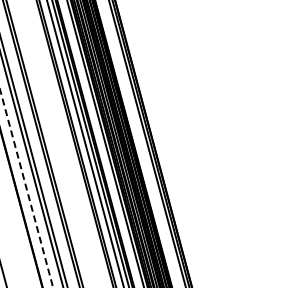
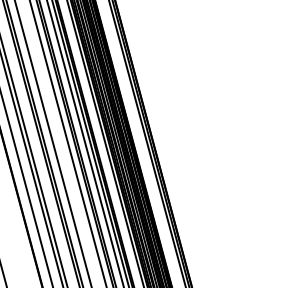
line: none -> present (52, 143)
line: none -> present (67, 143)
line: dashed -> solid (26, 189)
